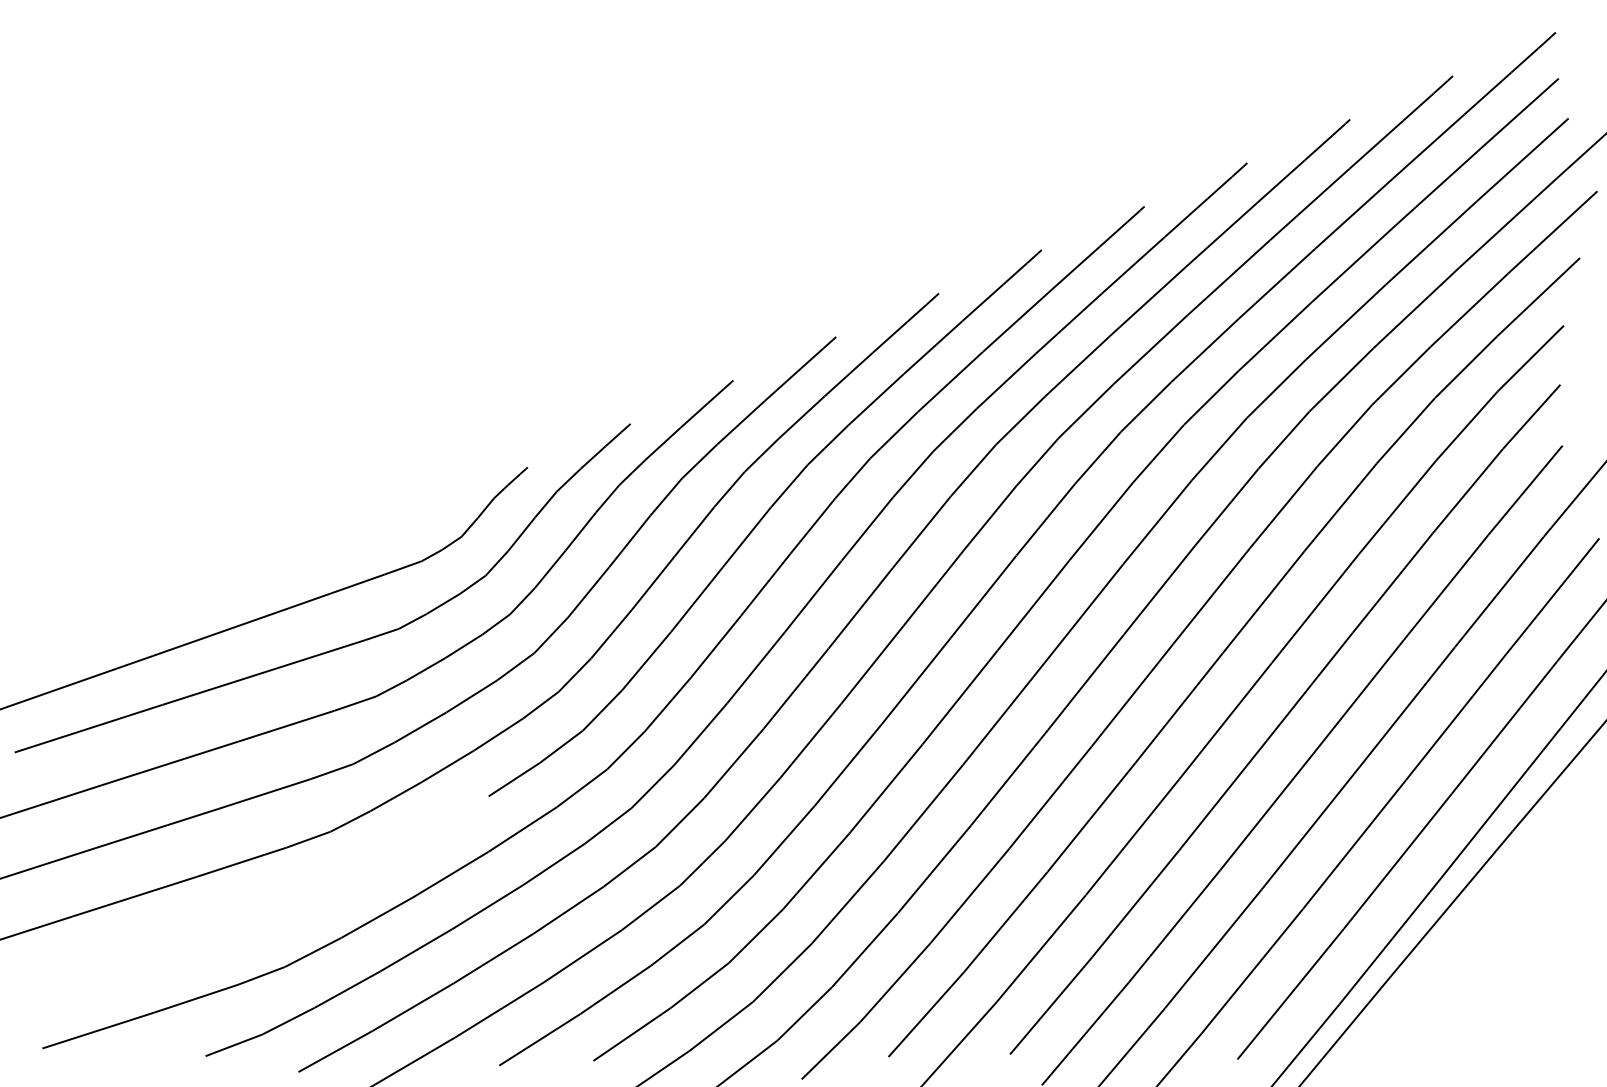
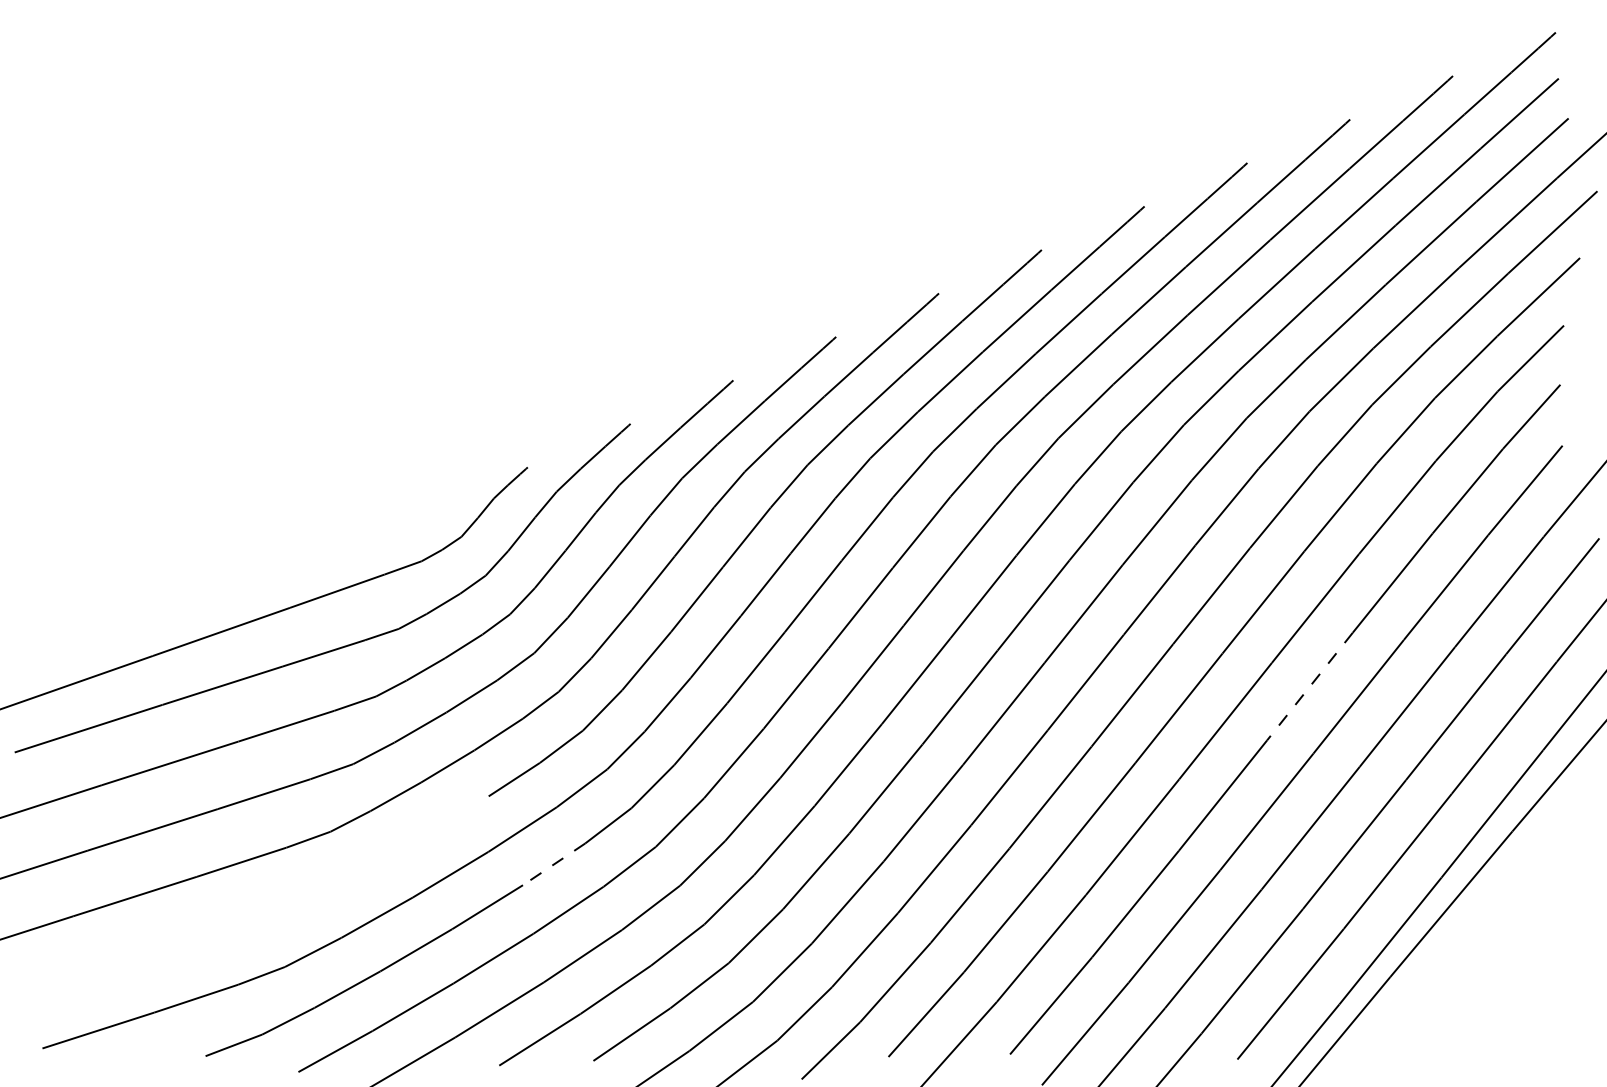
line: solid -> dashed (1309, 686)
line: solid -> dashed (553, 864)
